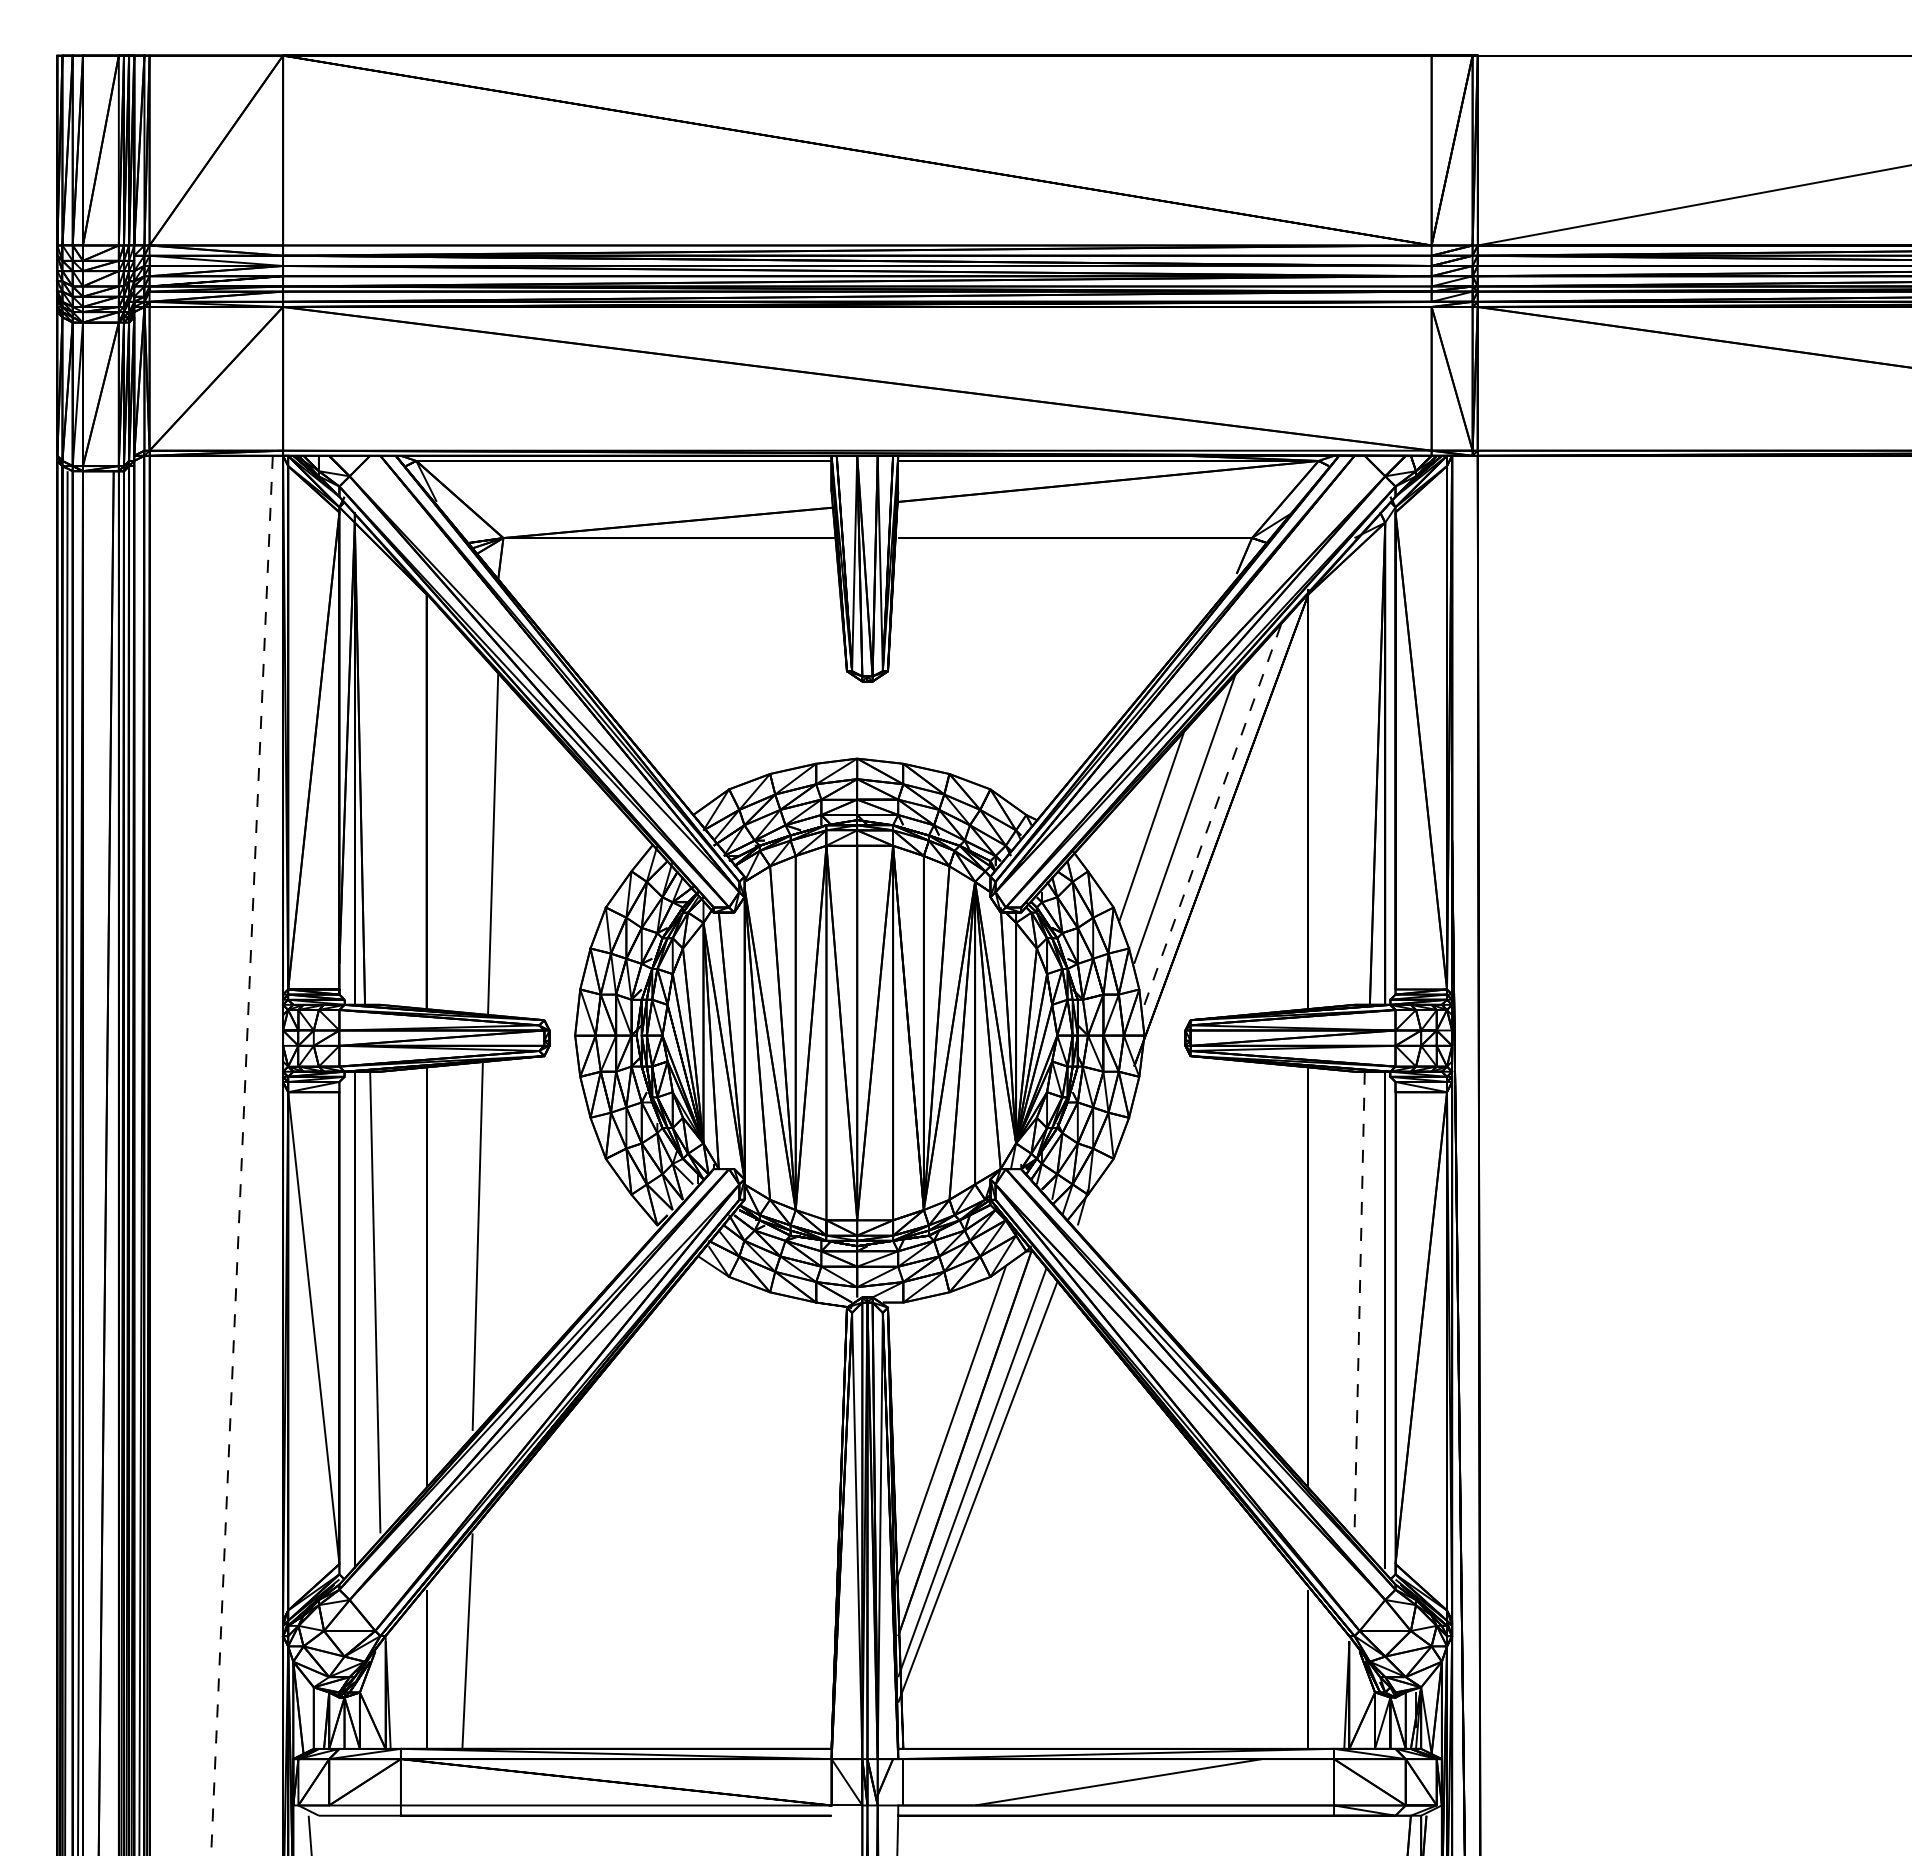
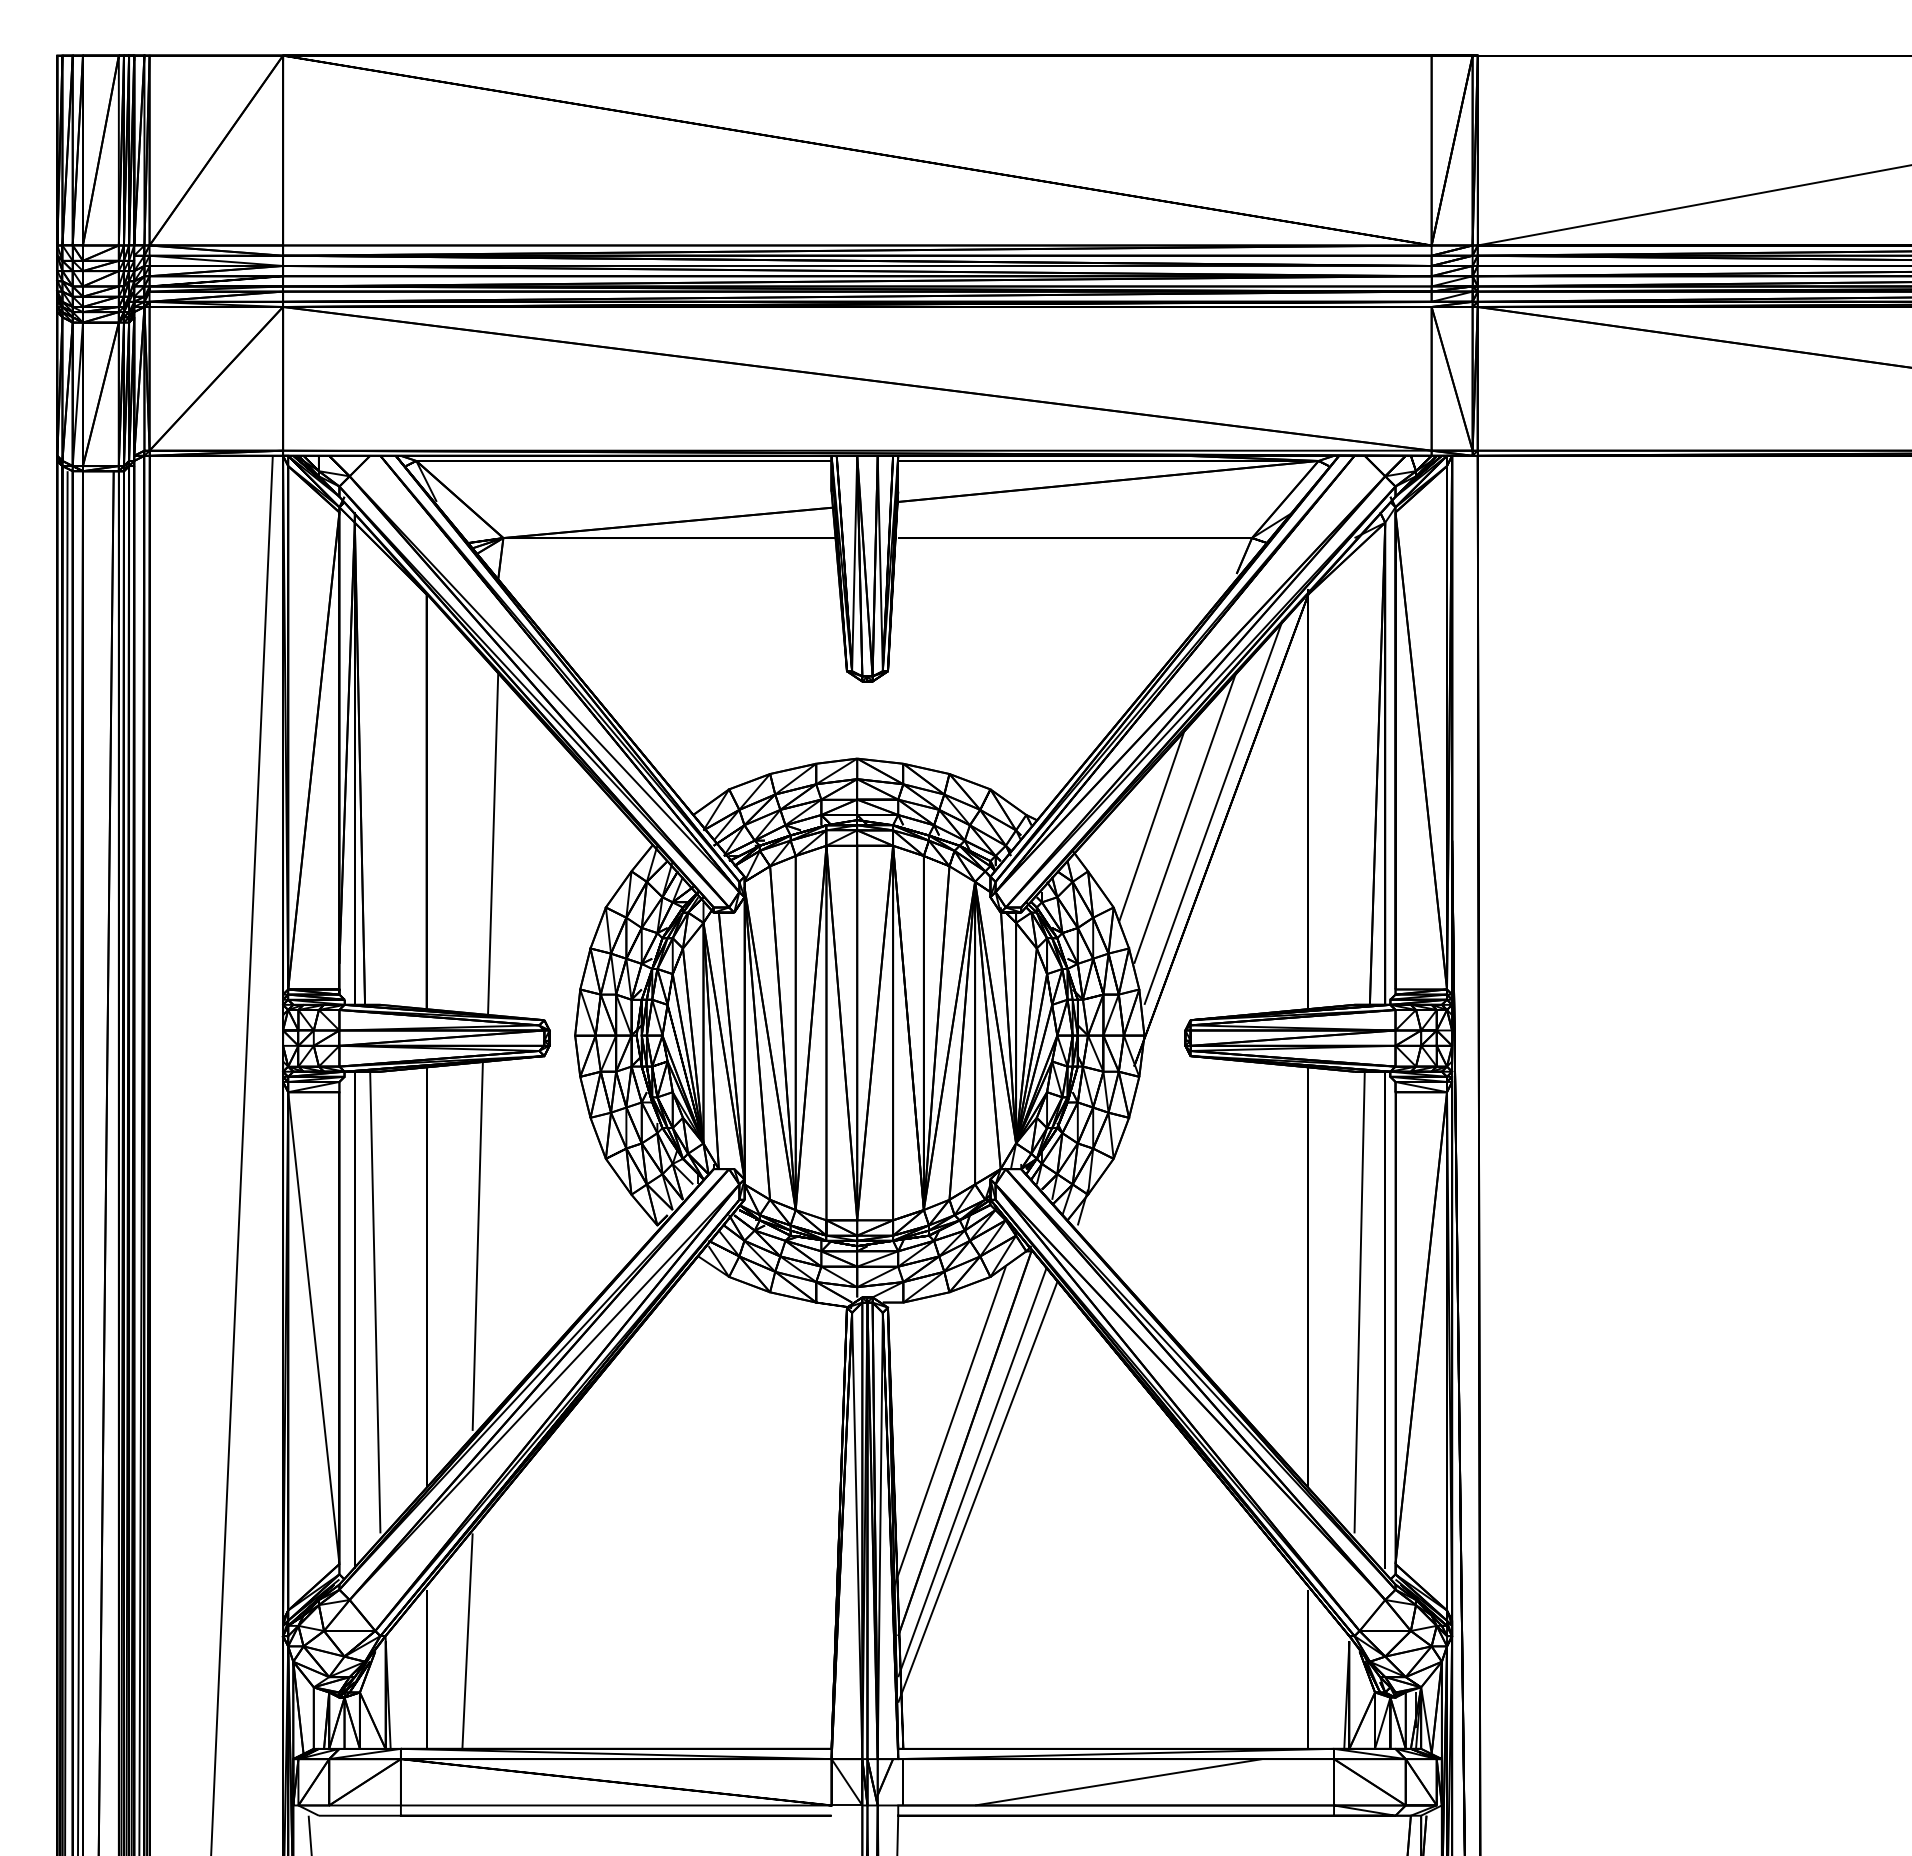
line: dashed -> solid (1213, 811)
line: dashed -> solid (241, 1155)
line: dashed -> solid (1359, 1302)
